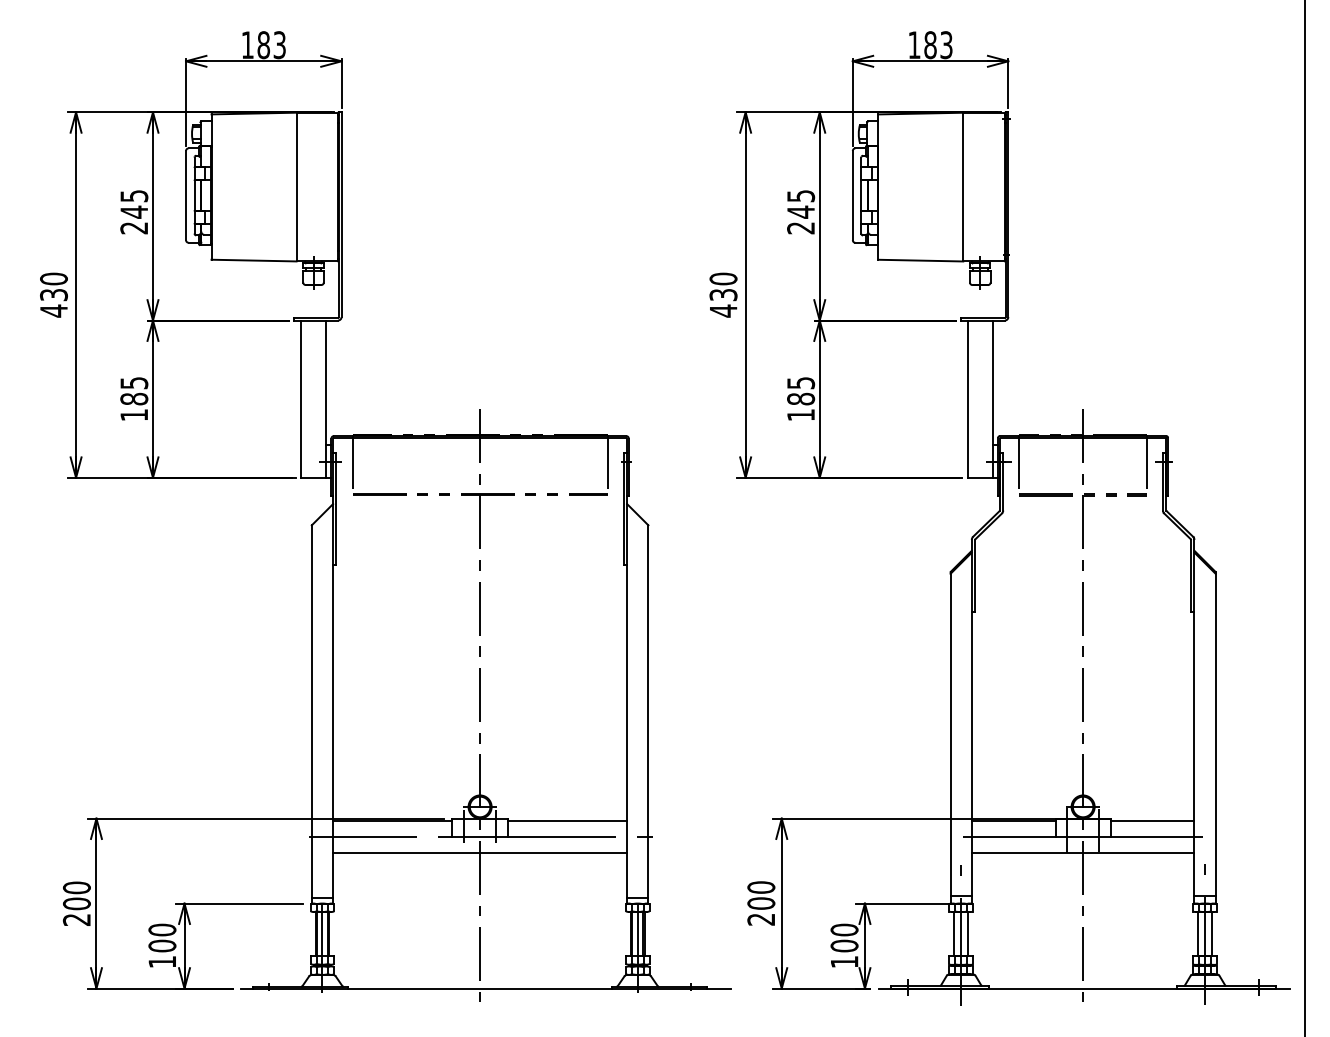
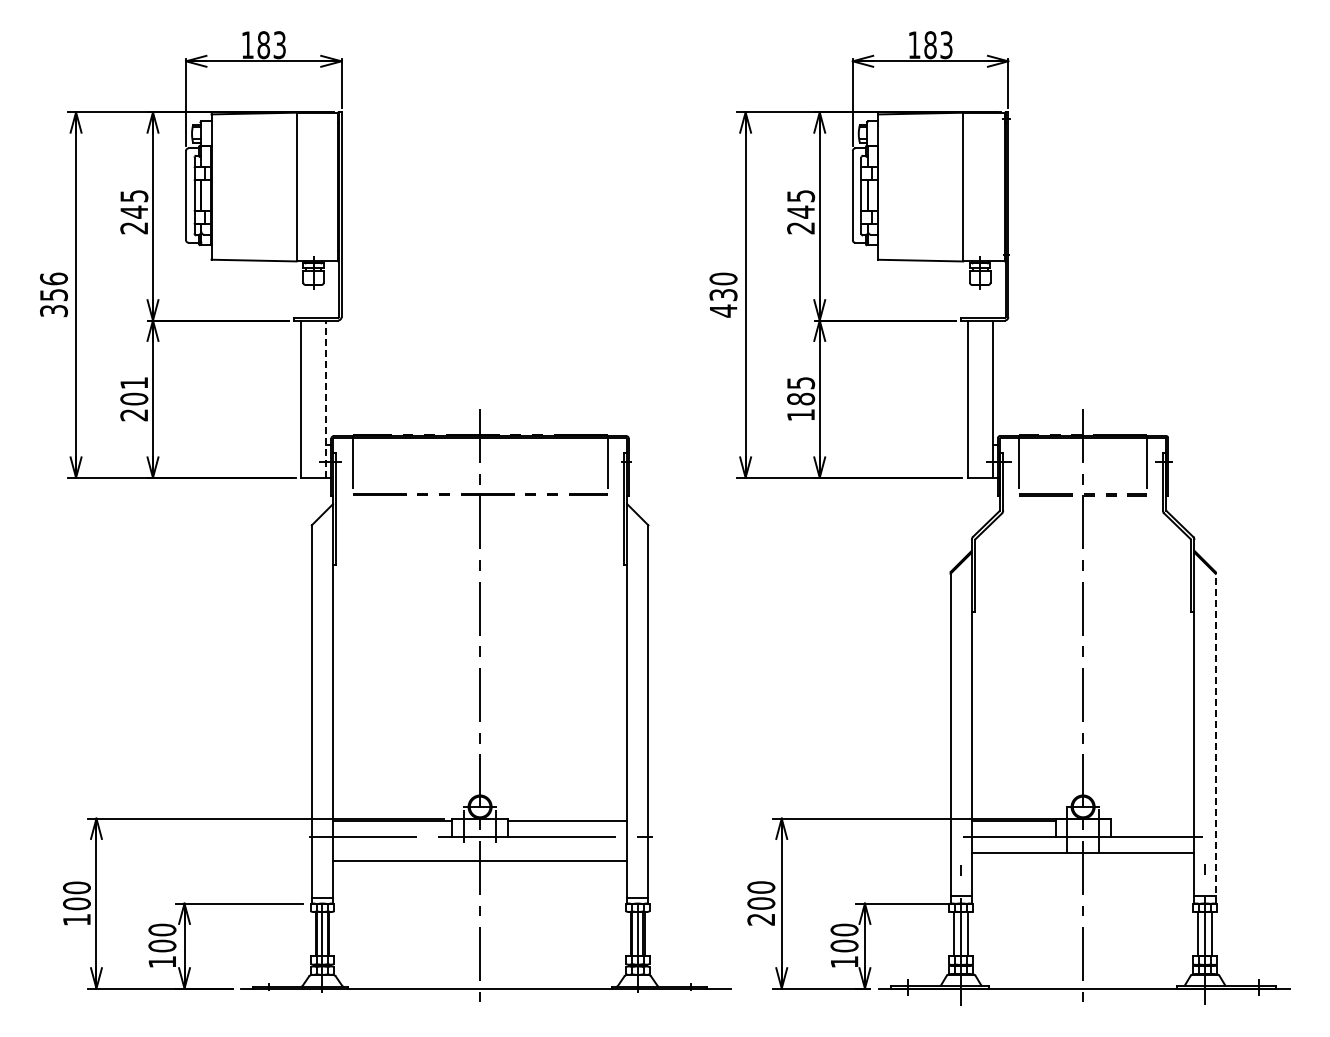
text: 430 -> 356 (53, 294)
text: 185 -> 201 (134, 399)
line: solid -> dashed (326, 399)
line: present -> none (1305, 517)
line: solid -> dashed (1215, 737)
line: present -> none (1152, 821)
line position: (480, 853) -> (480, 861) (480, 861)
text: 200 -> 100 (76, 919)
